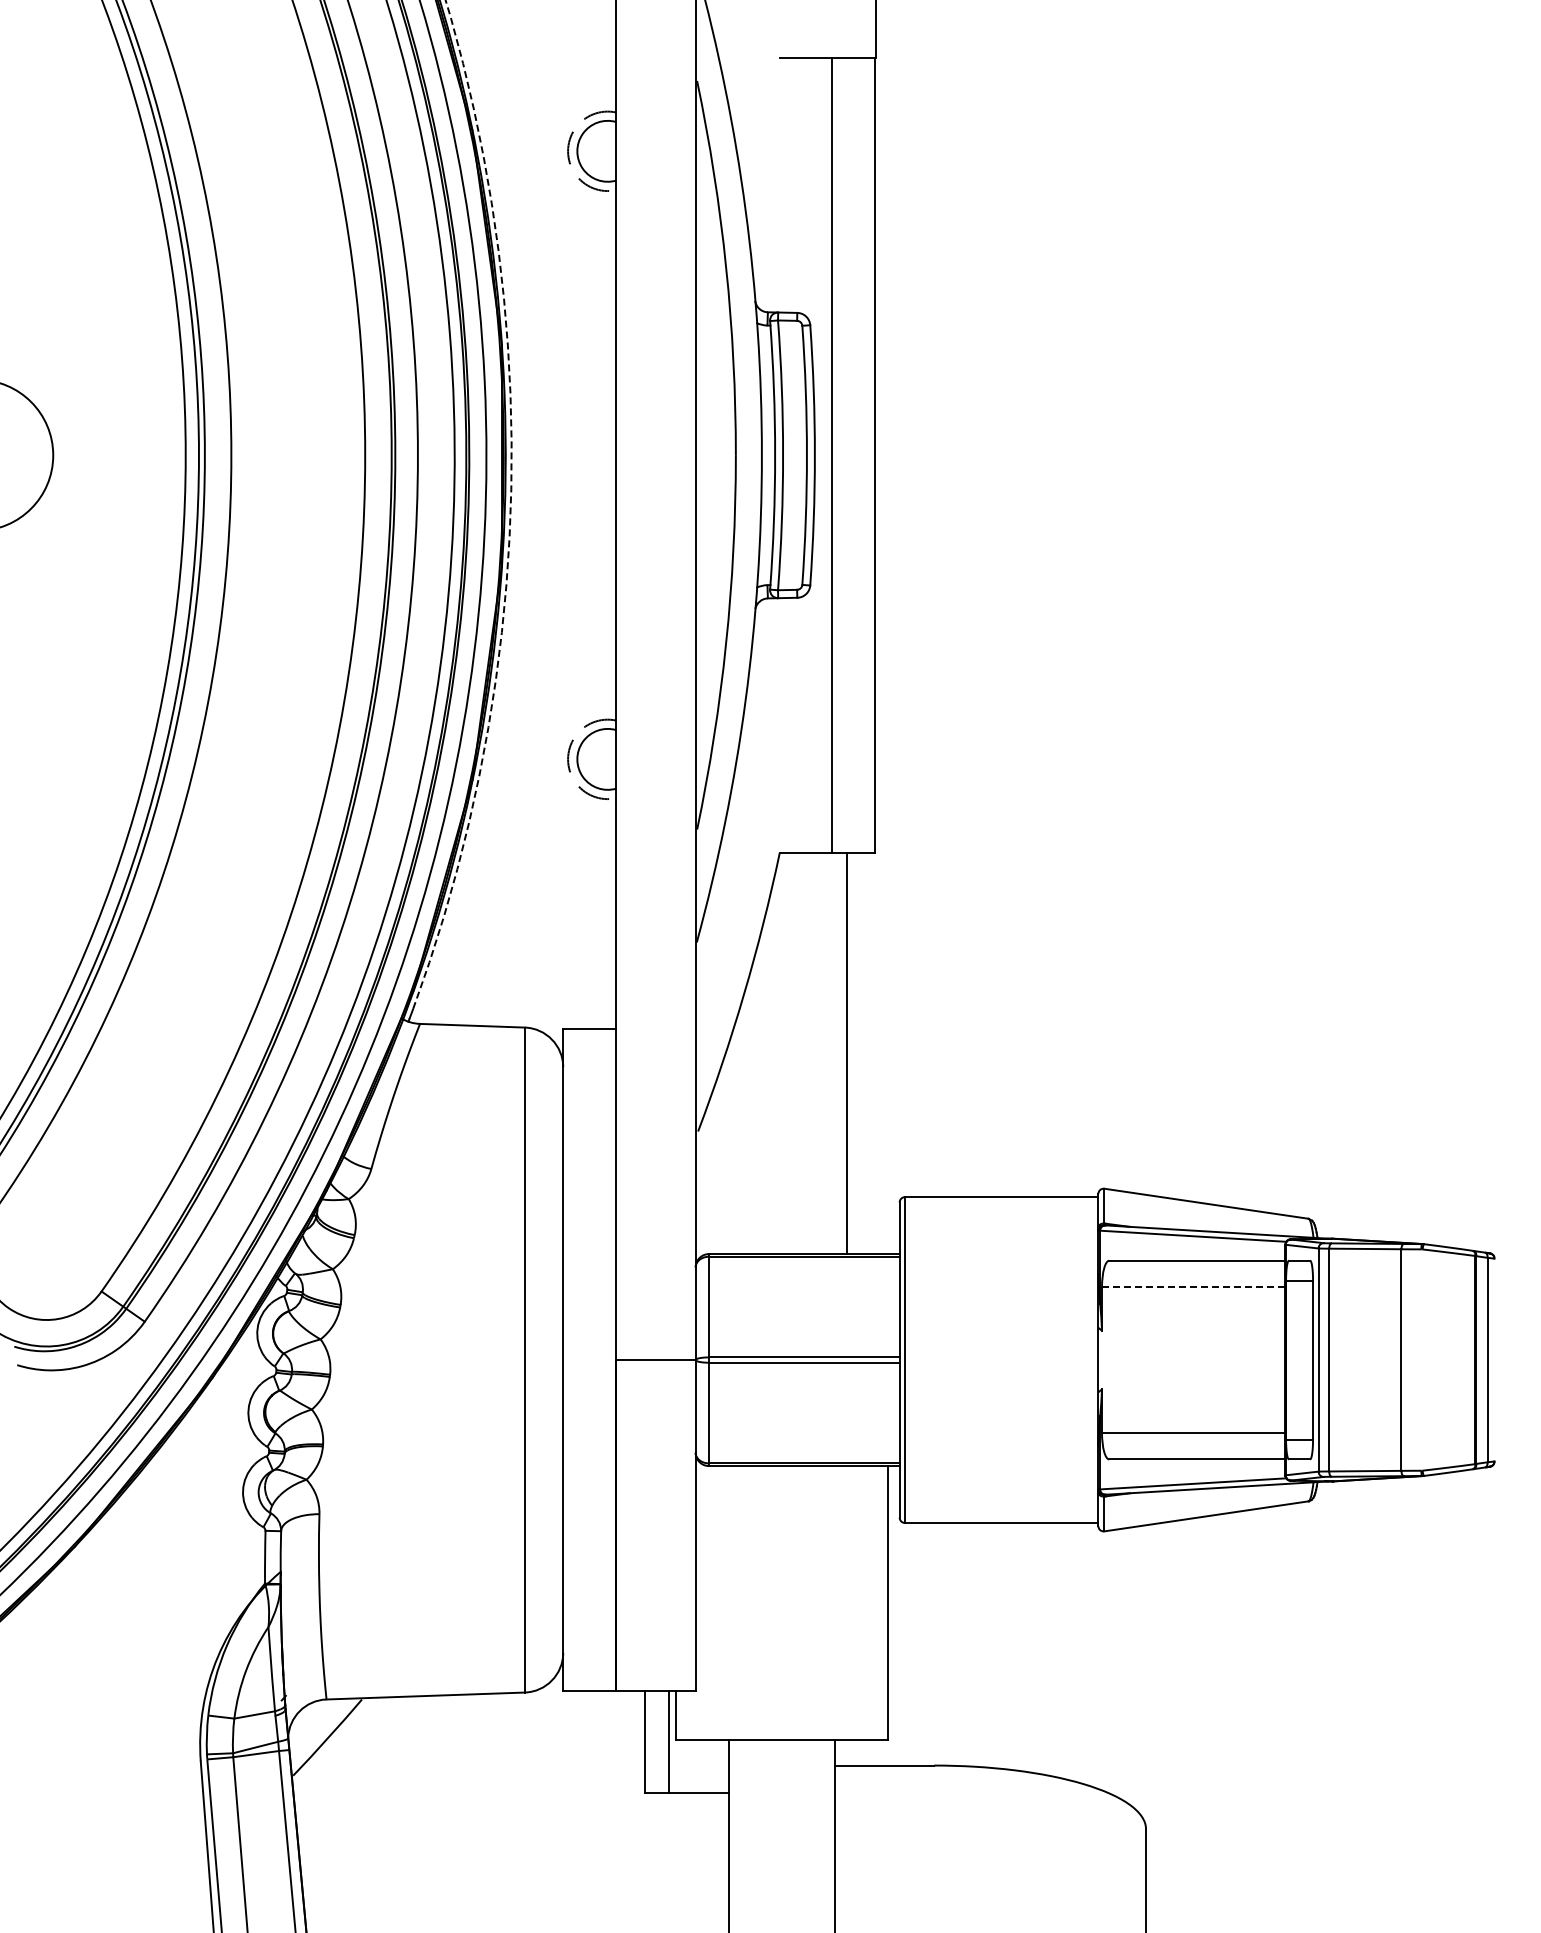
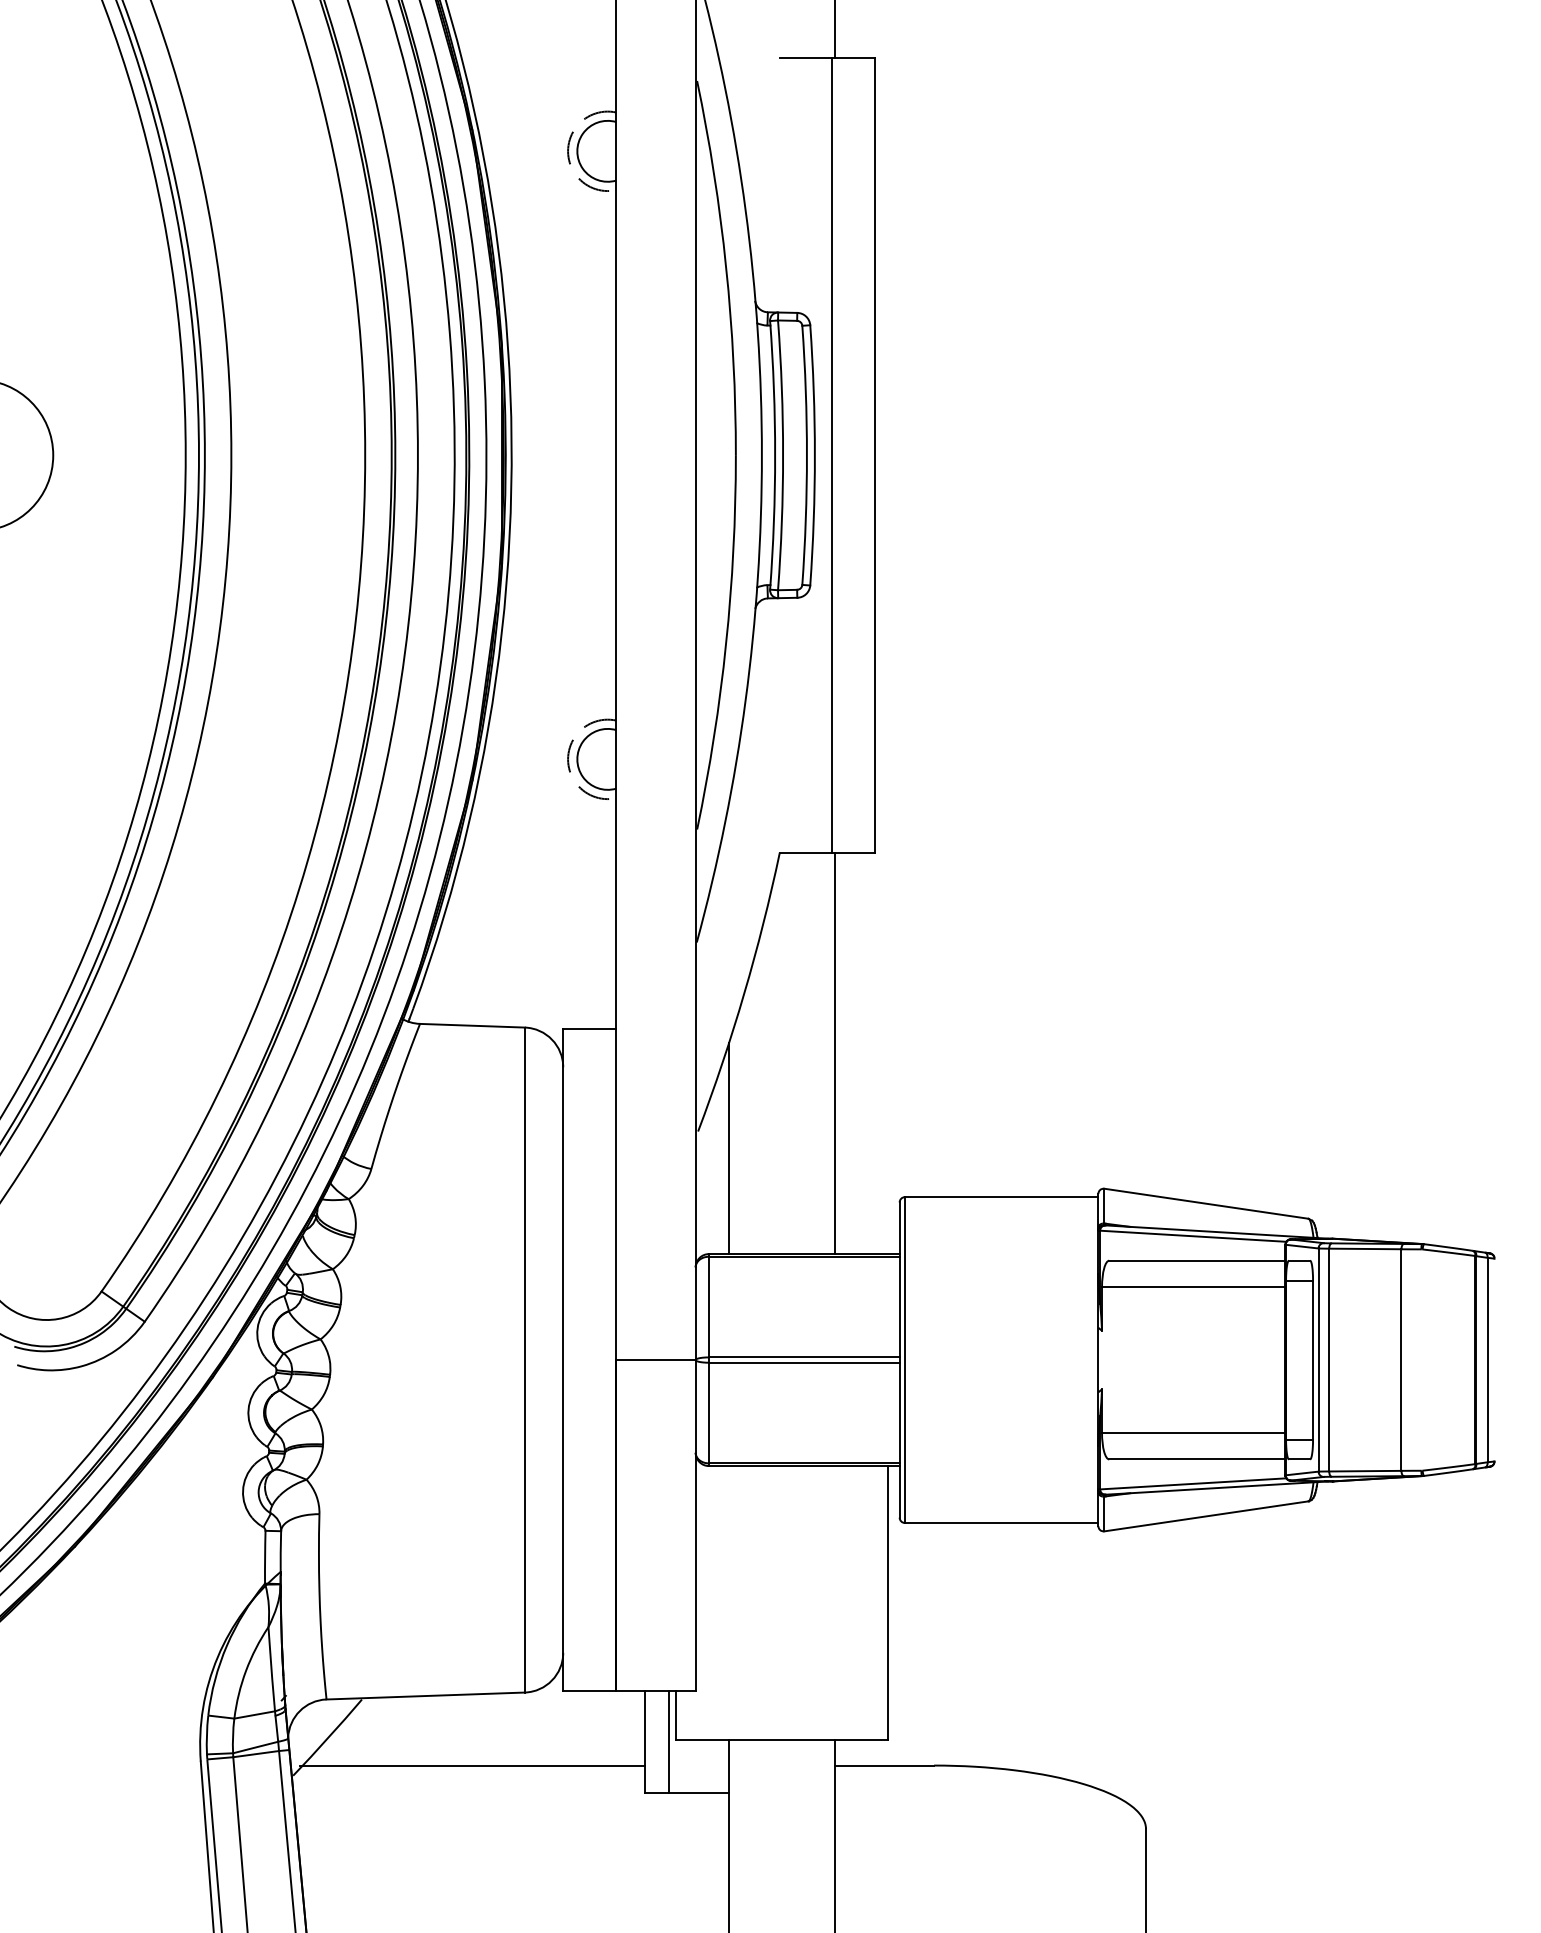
line position: (875, 29) -> (834, 29) (834, 29)
arc: dashed -> solid (510, 506)
line position: (846, 1053) -> (834, 1053) (834, 1053)
line: none -> present (728, 1148)
line: dashed -> solid (1193, 1287)
line: none -> present (472, 1765)
